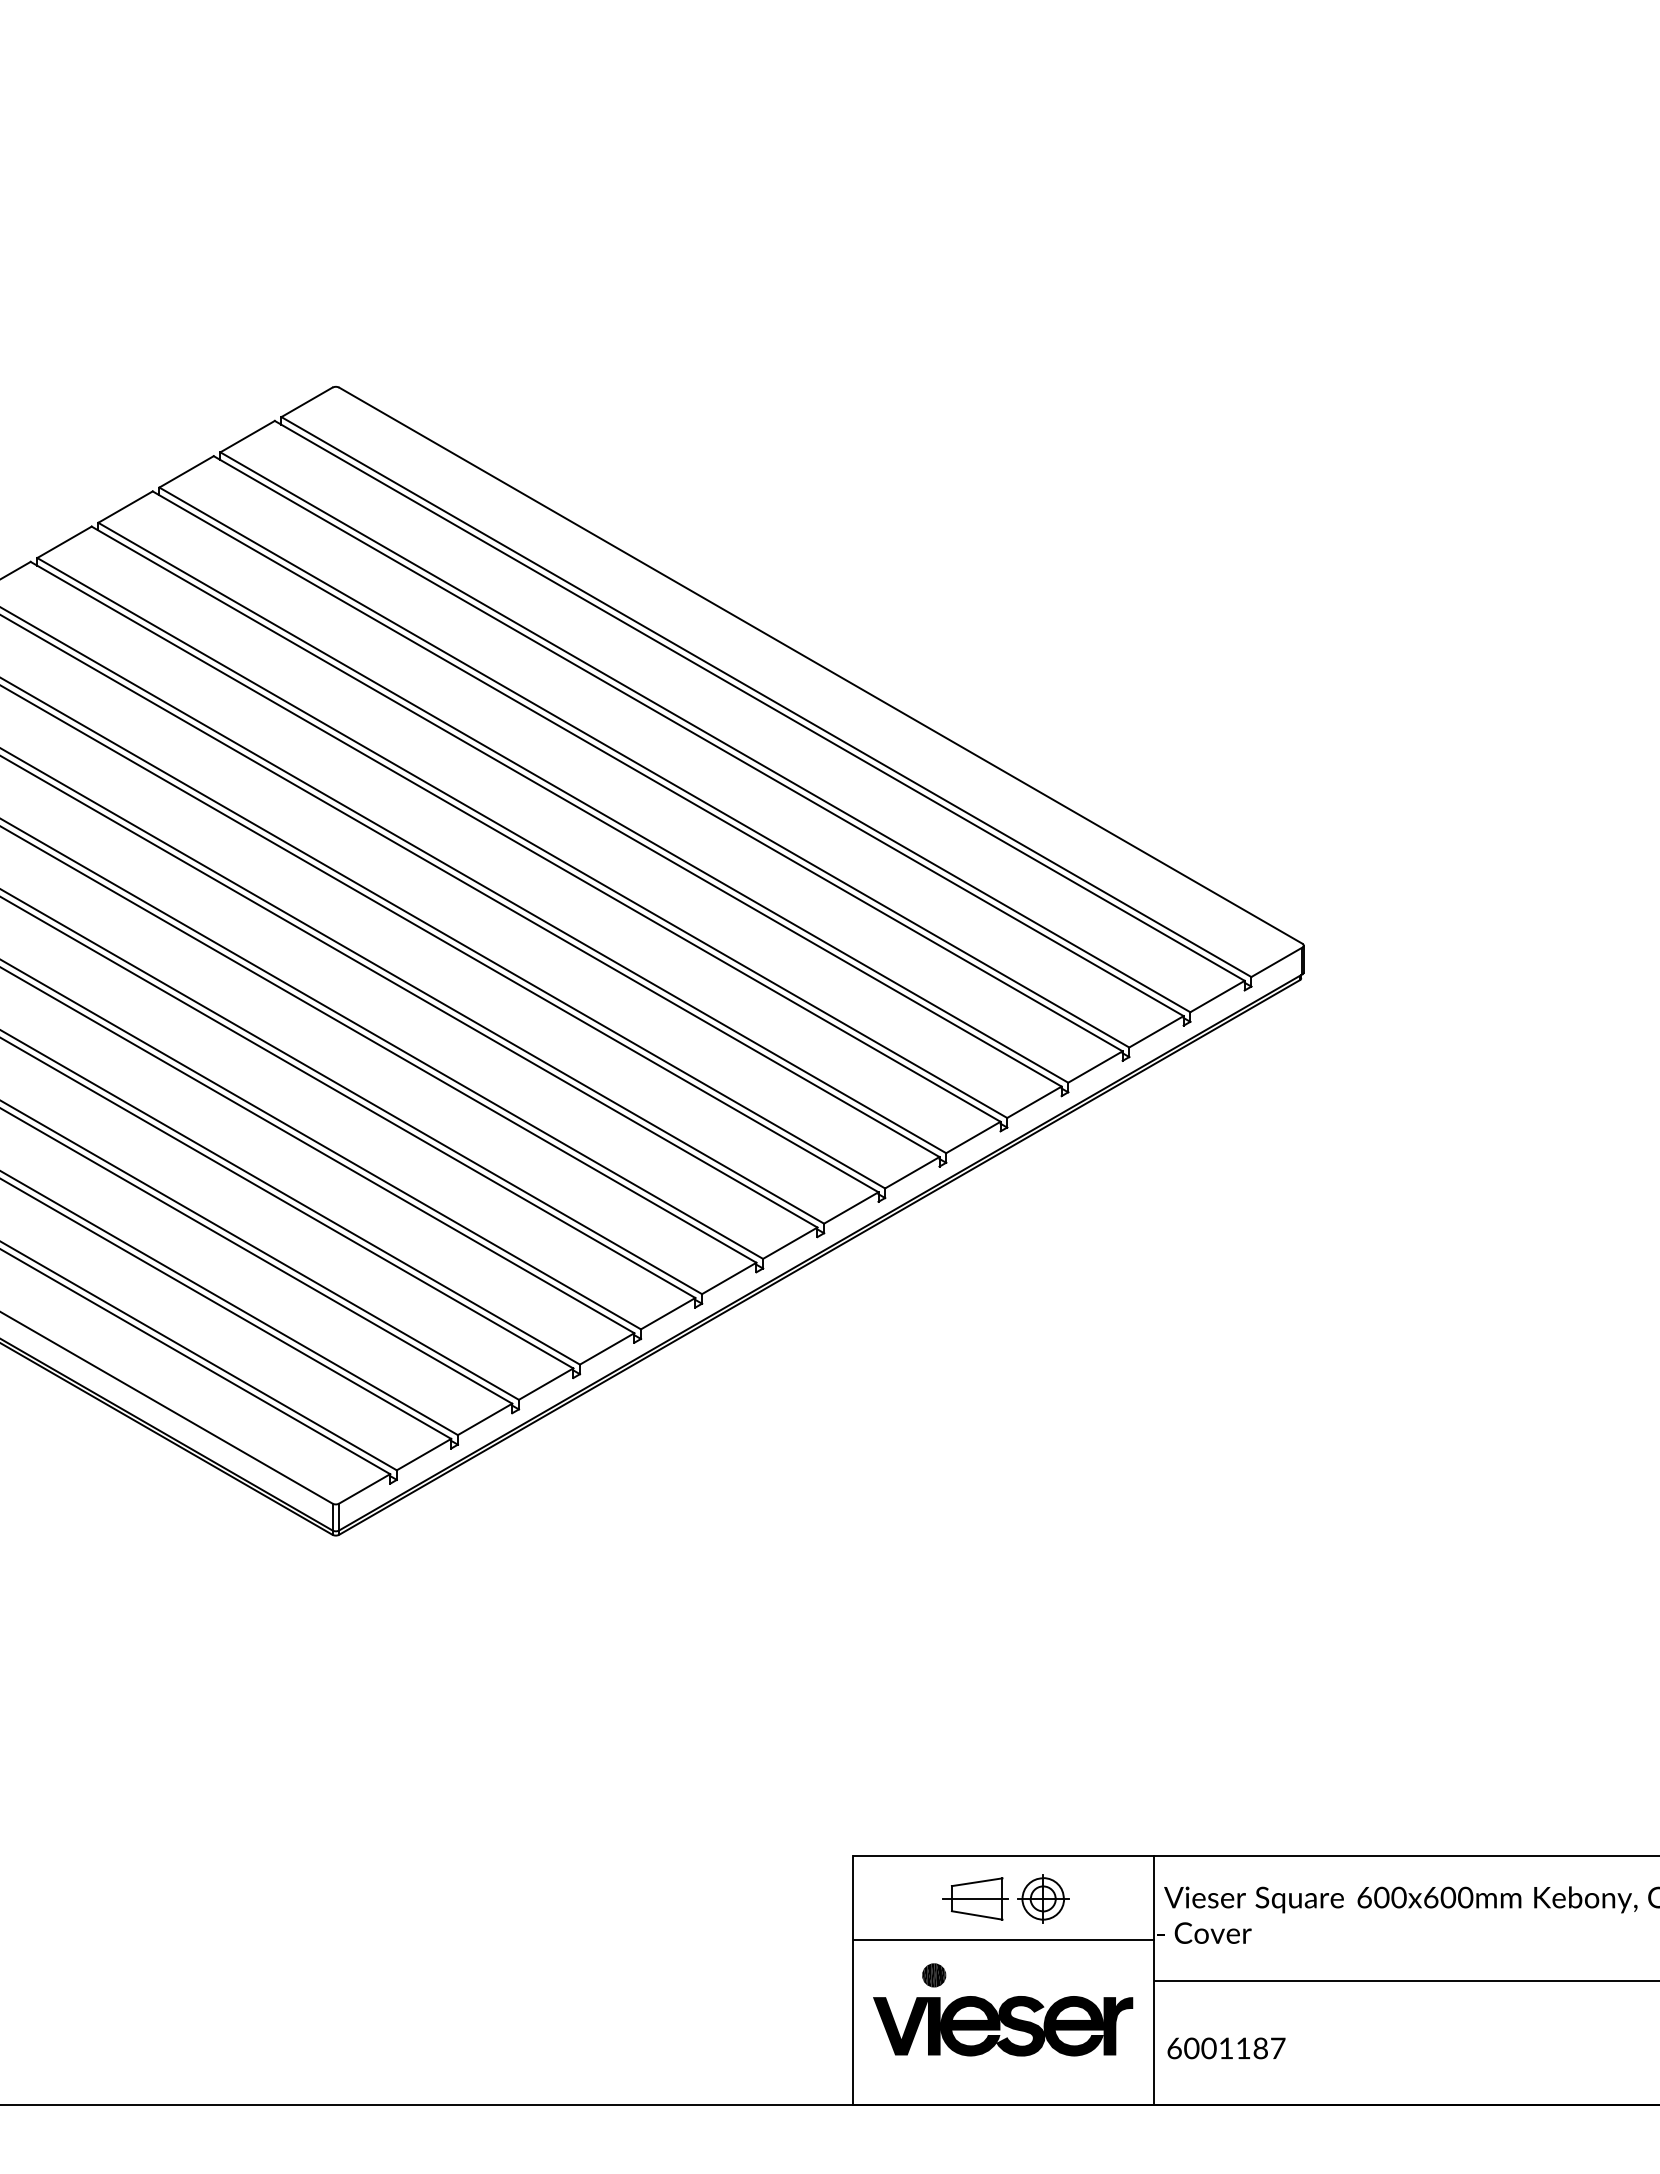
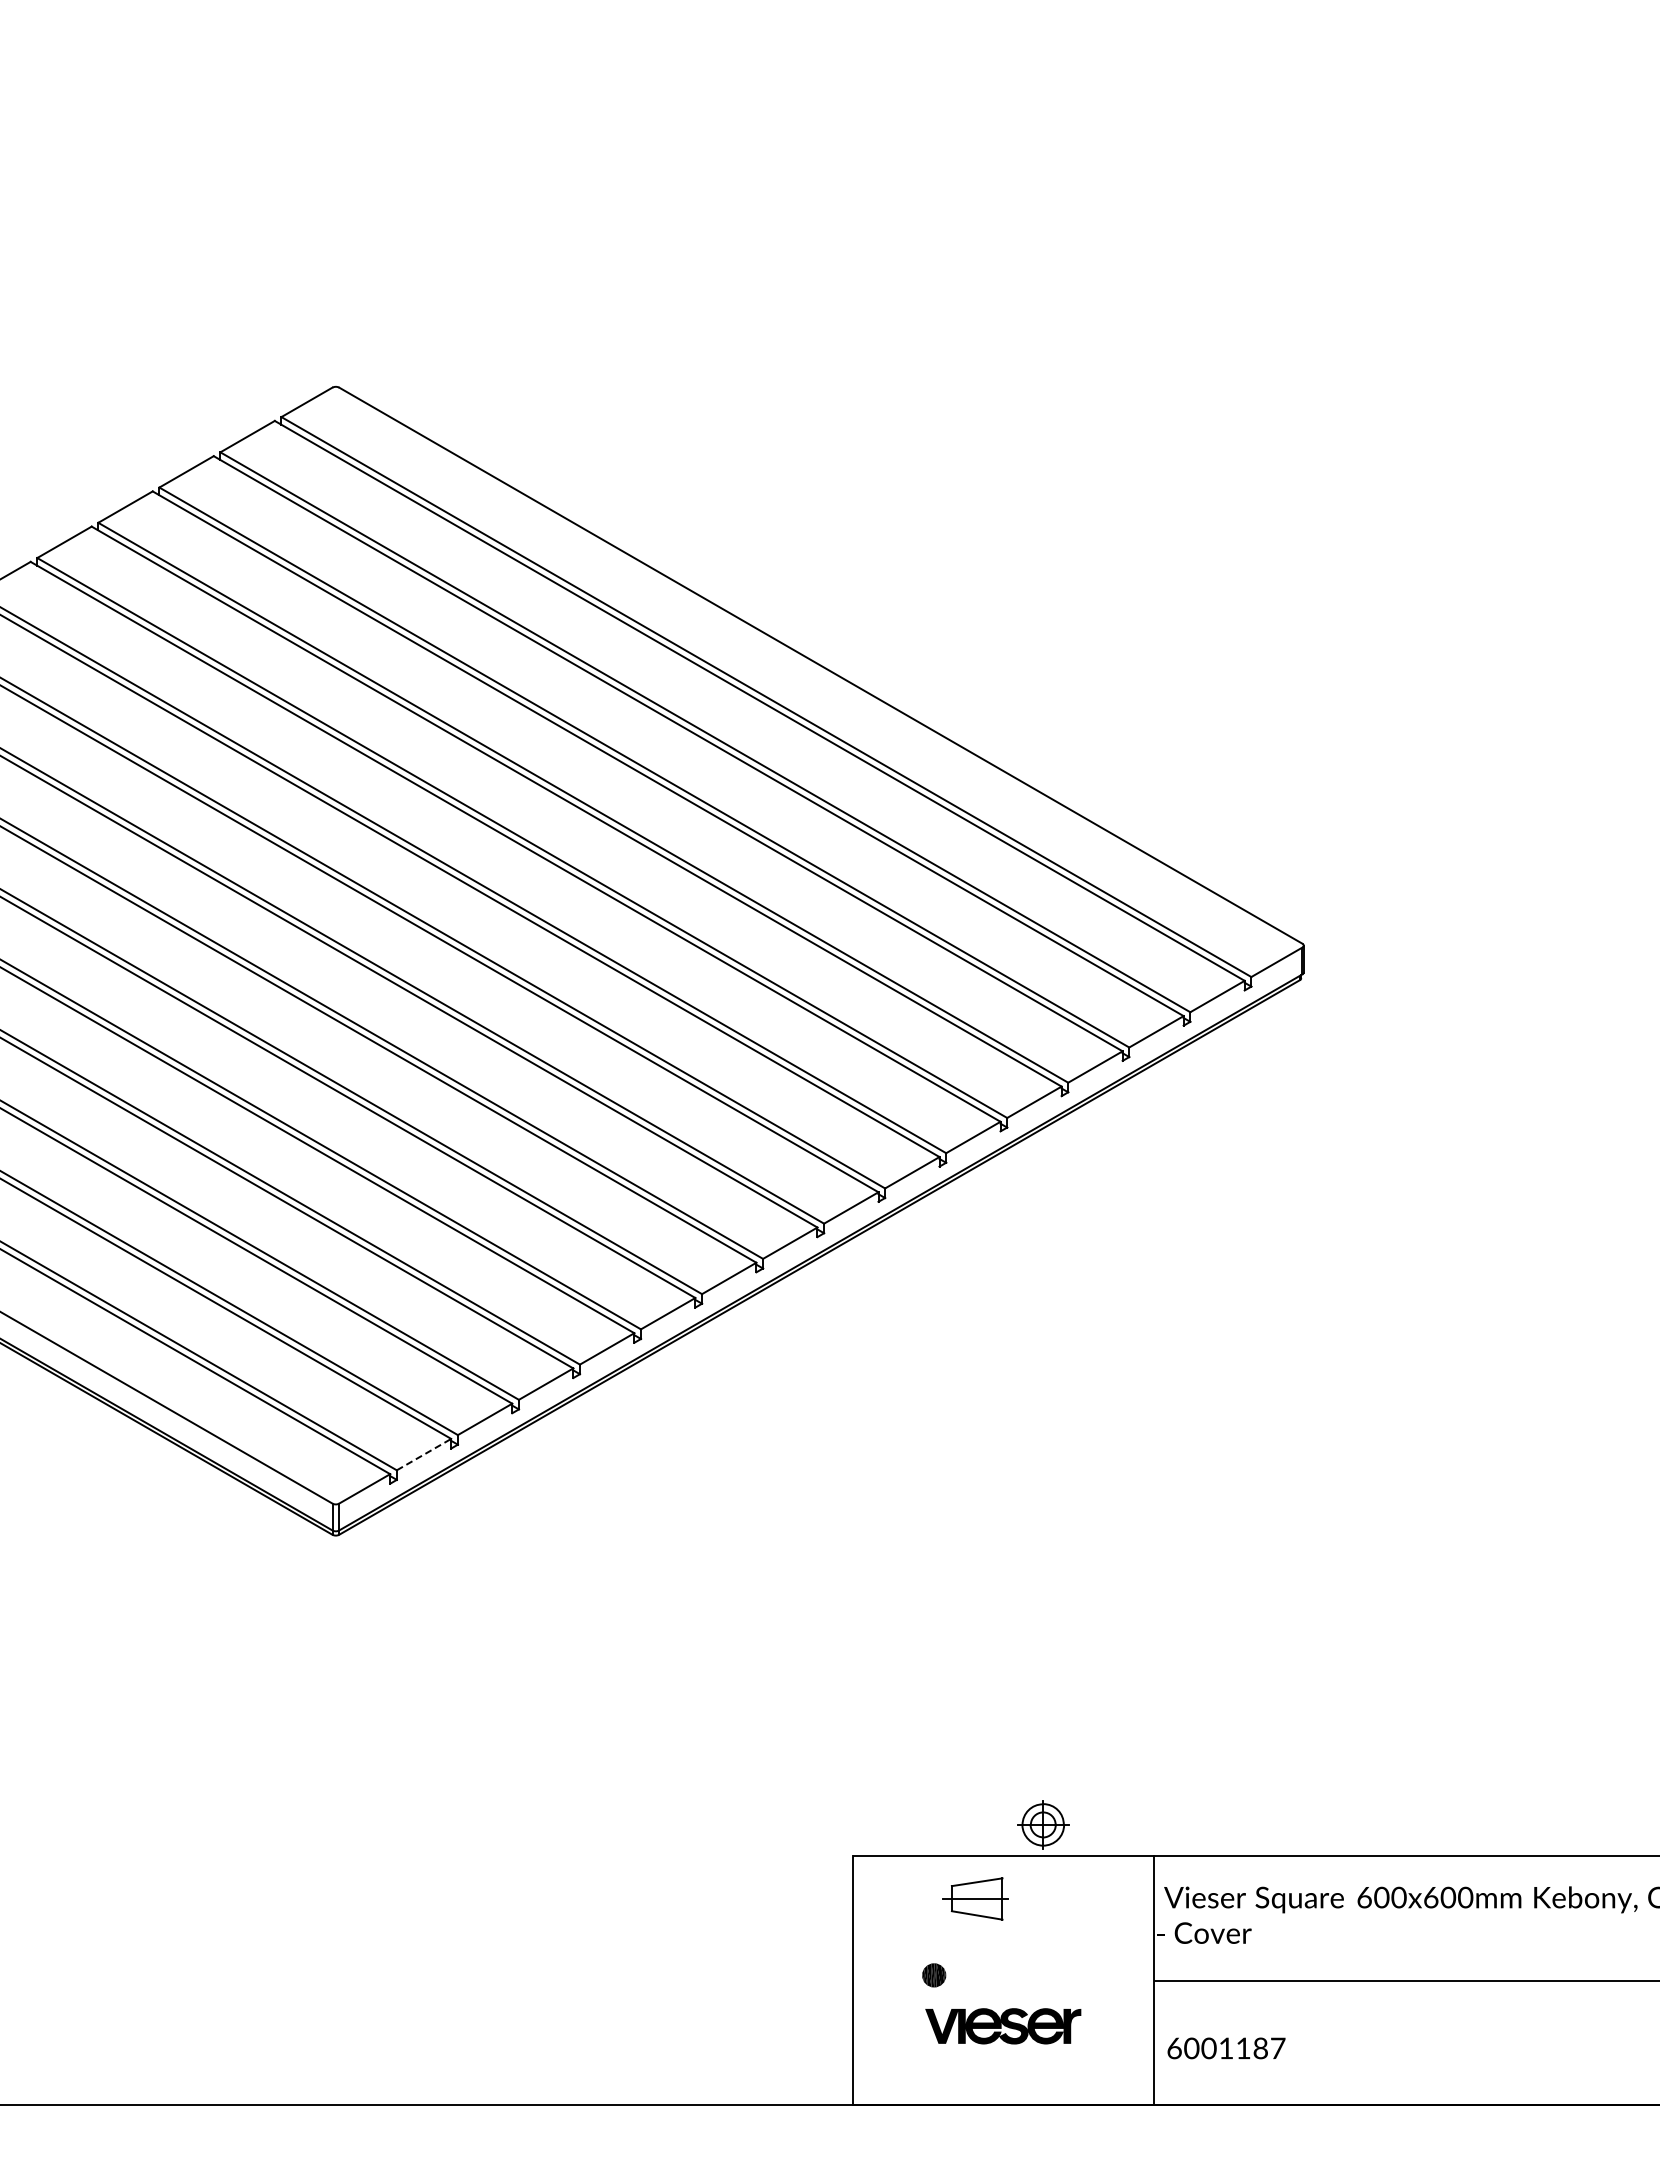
line: solid -> dashed (424, 1454)
part position: (1043, 1898) -> (1043, 1824) (1043, 1824)
line: present -> none (1003, 1939)
part size: 261x61 px -> 157x37 px (1003, 2026)
